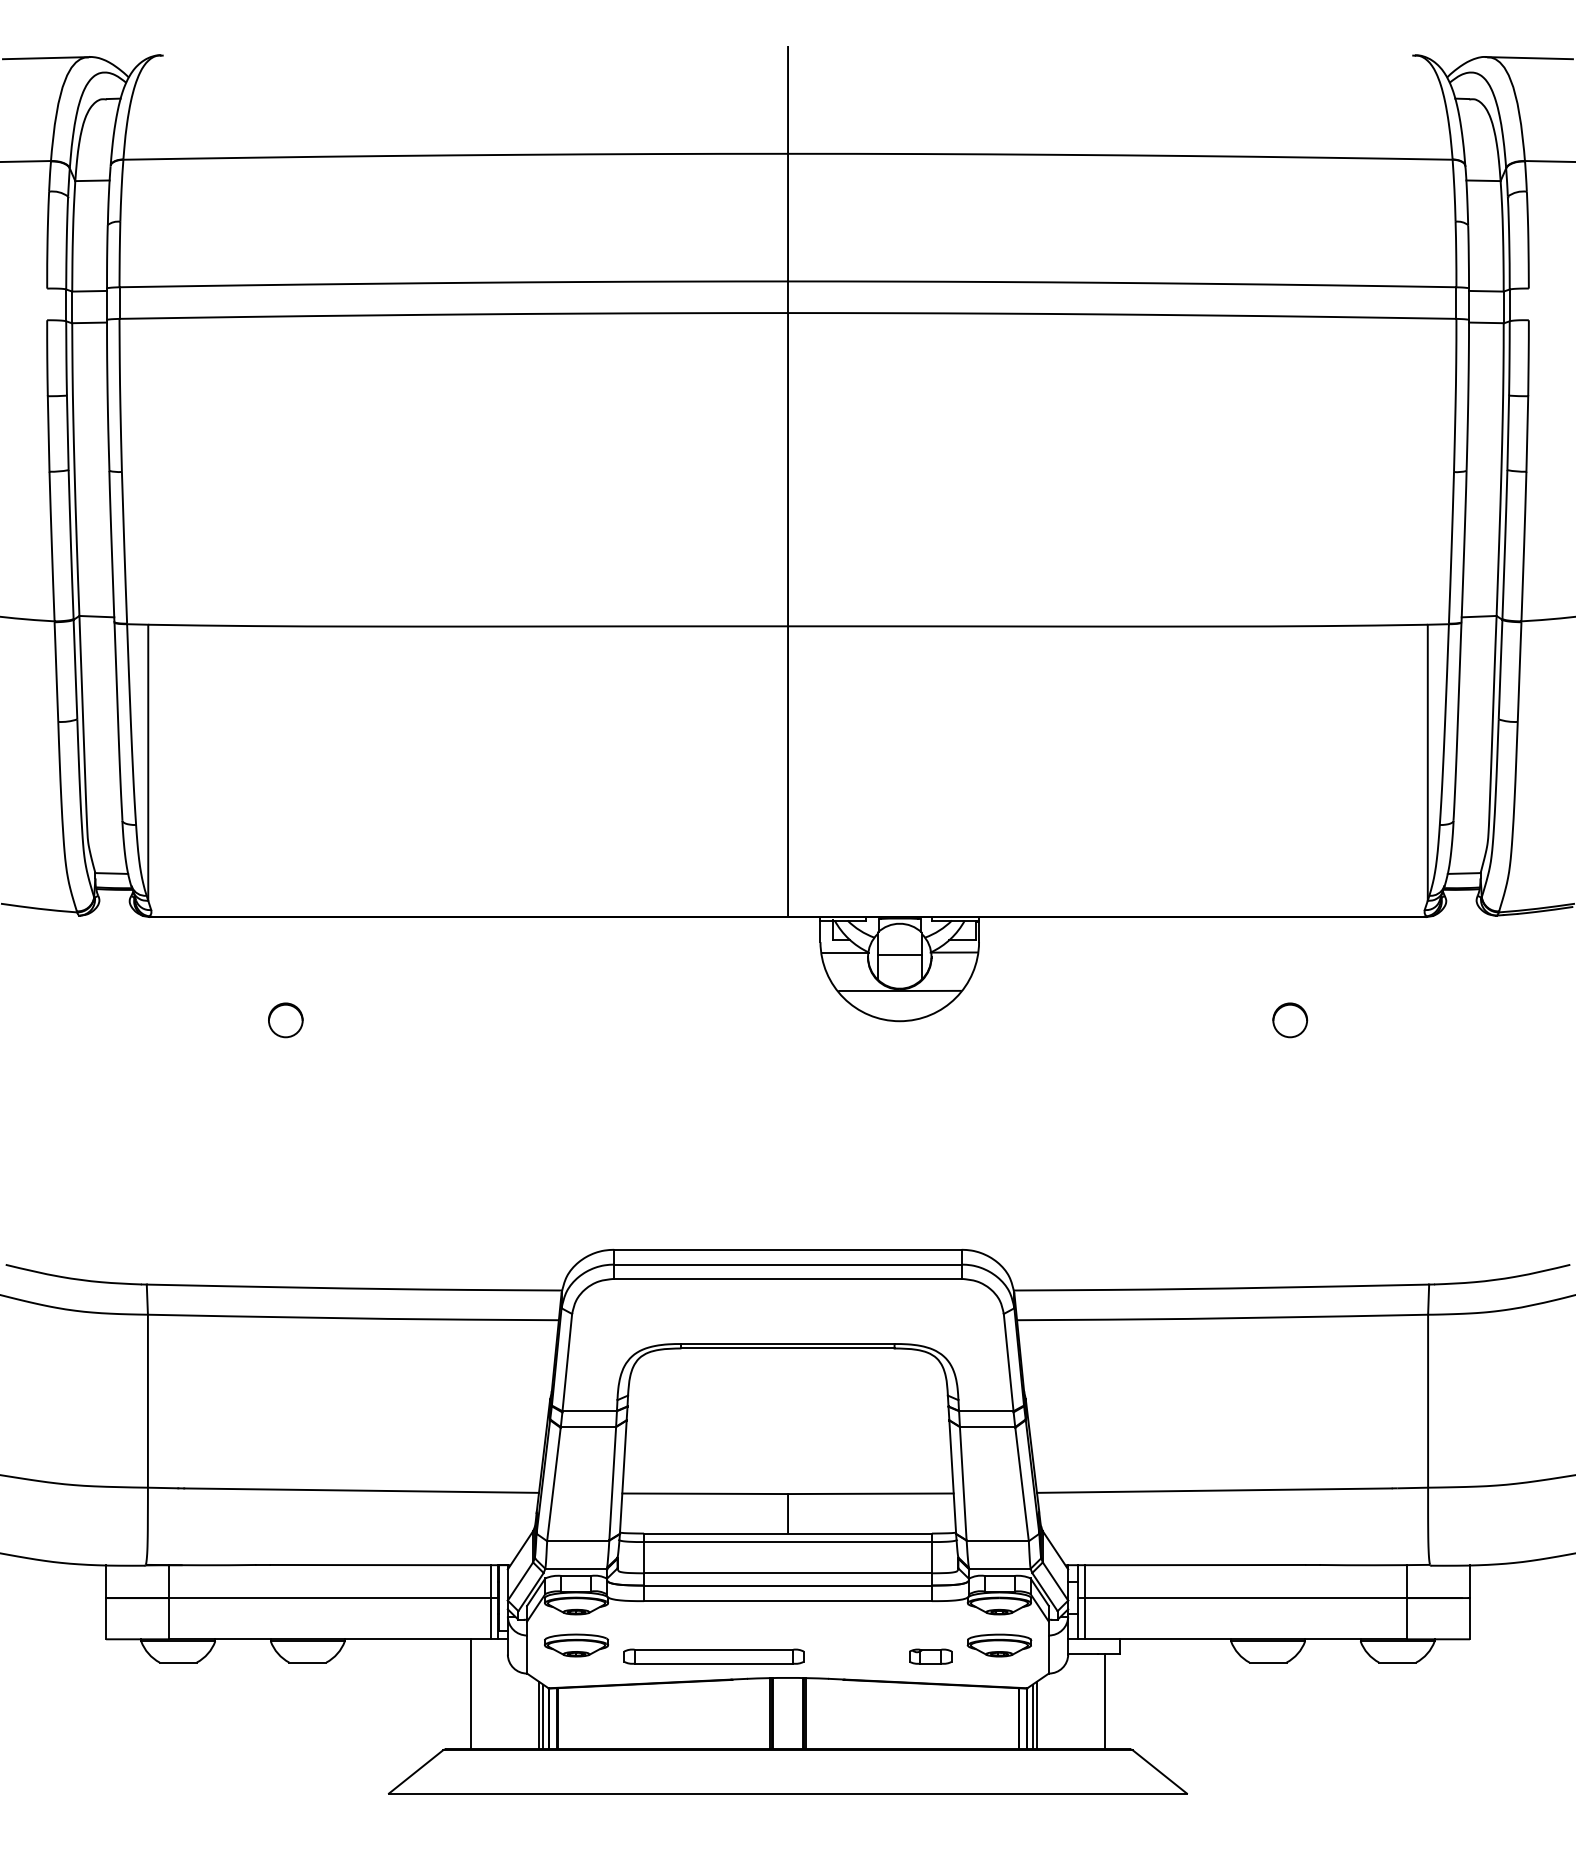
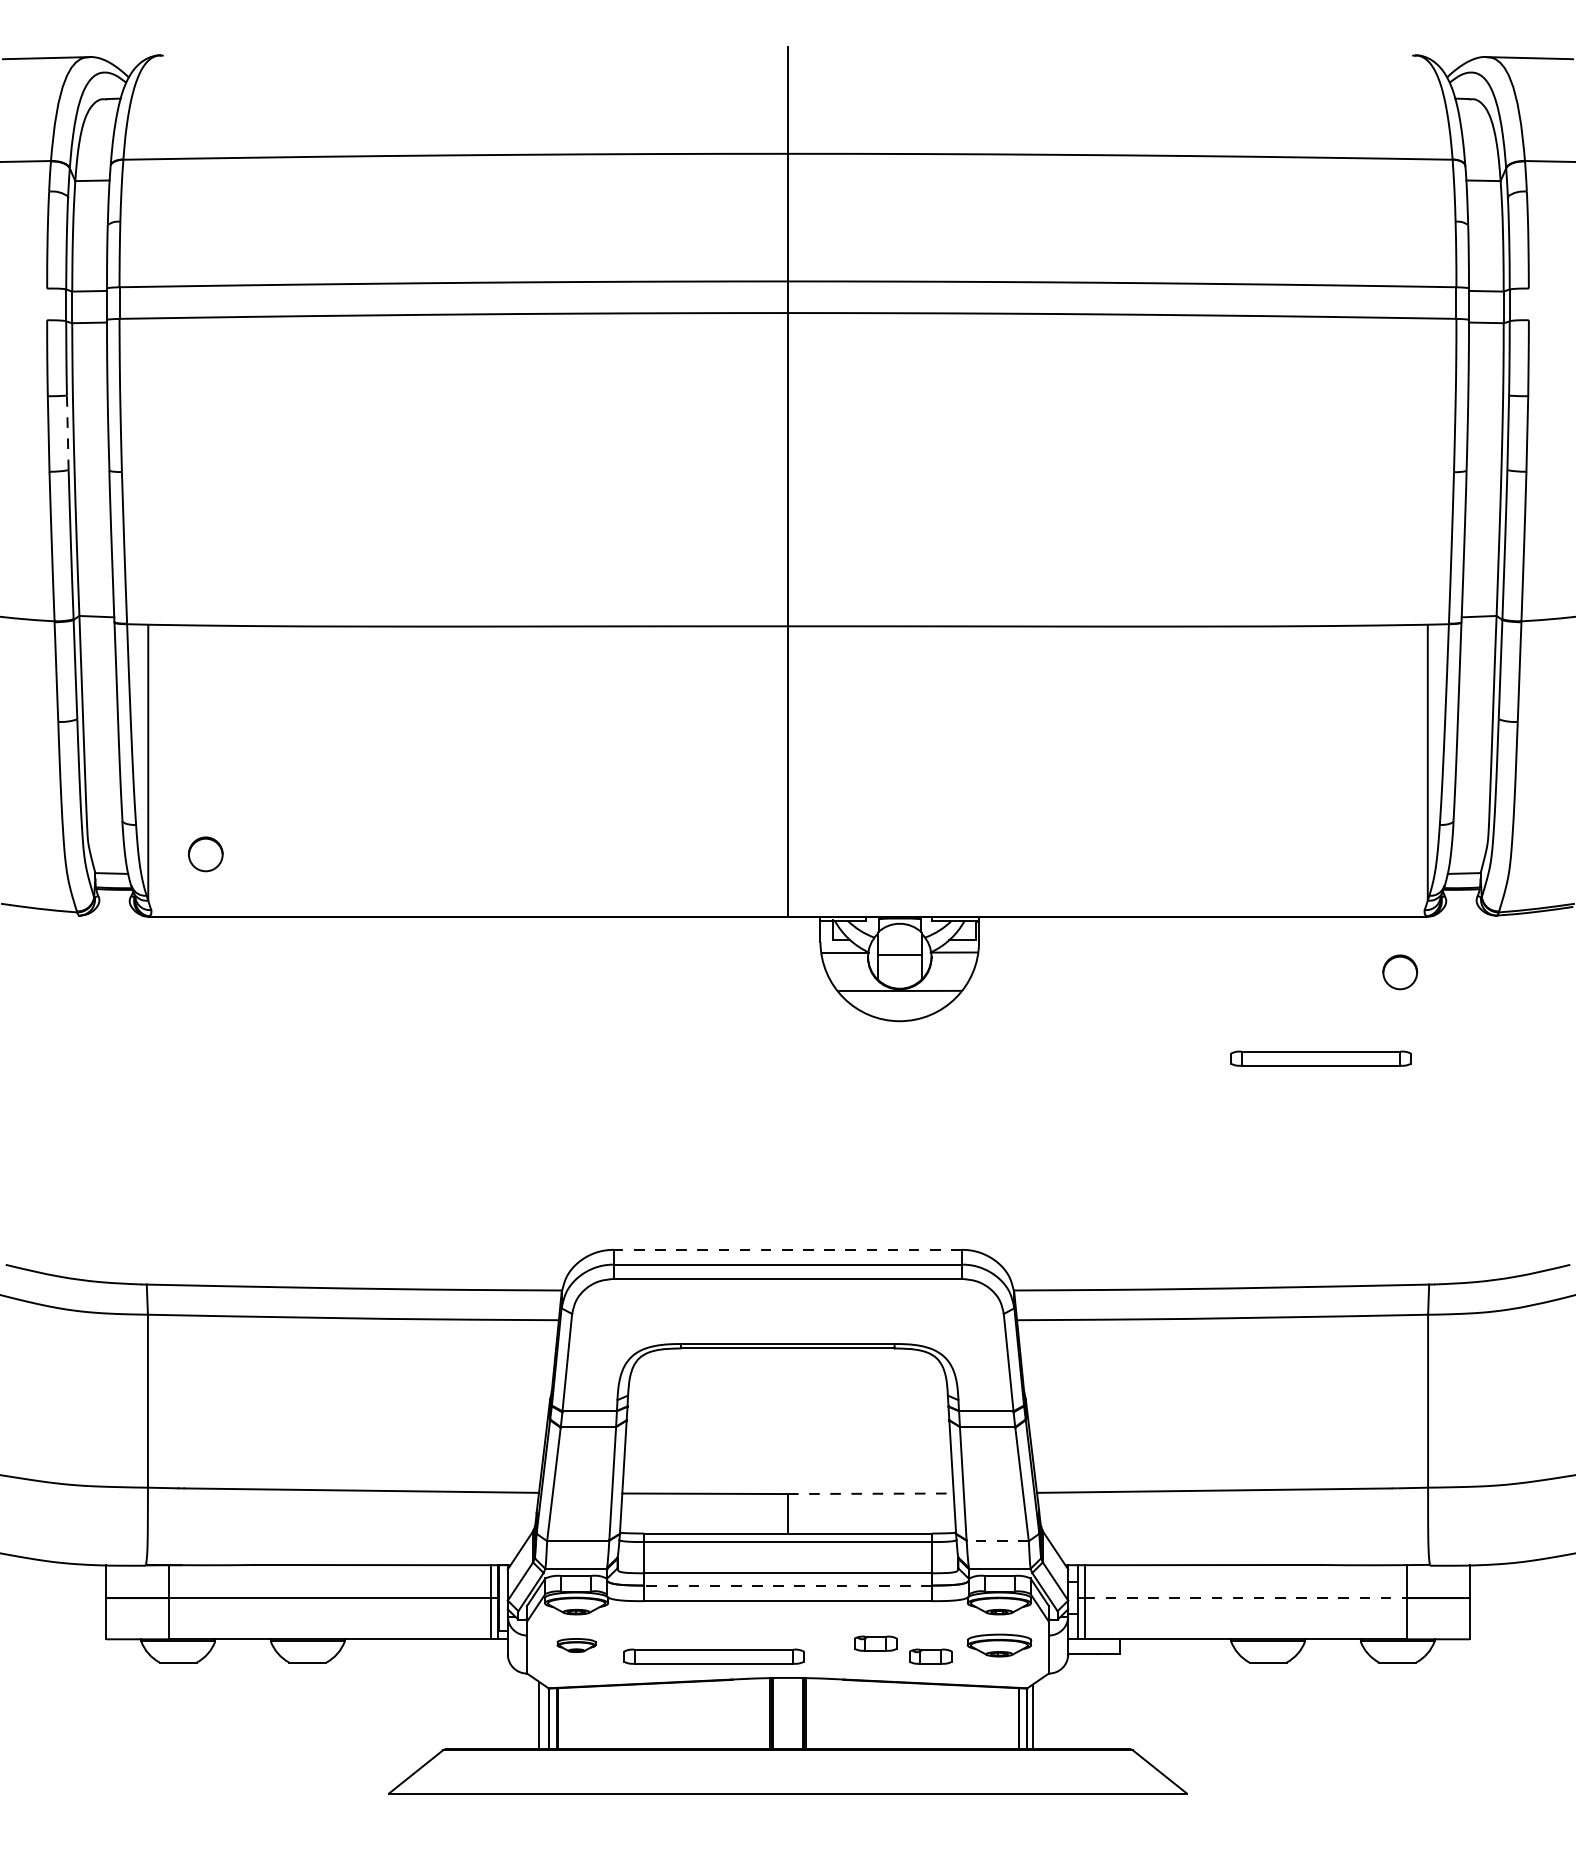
line: solid -> dashed (67, 432)
part position: (285, 1020) -> (205, 854) (205, 854)
part position: (1290, 1020) -> (1400, 972) (1400, 972)
part: none -> present (1320, 1058)
line: solid -> dashed (787, 1249)
line: solid -> dashed (870, 1493)
line: solid -> dashed (997, 1540)
line: solid -> dashed (787, 1585)
line: solid -> dashed (1246, 1598)
part: none -> present (875, 1643)
part size: 65x25 px -> 41x15 px (576, 1645)
line: present -> none (470, 1694)
line: present -> none (1105, 1701)
line: present -> none (1036, 1715)
line: present -> none (543, 1716)
